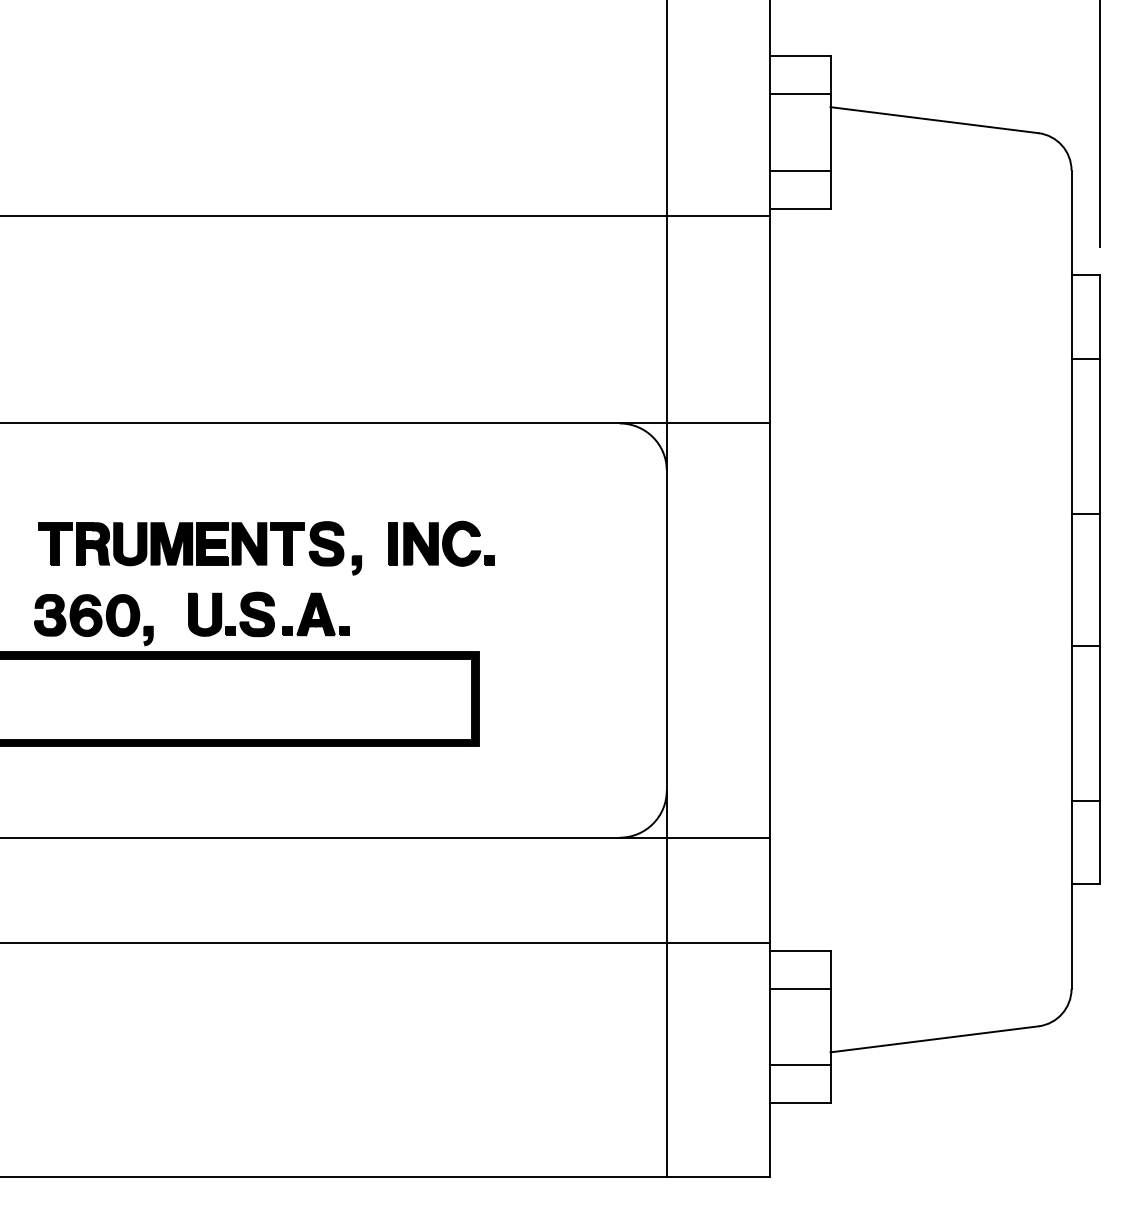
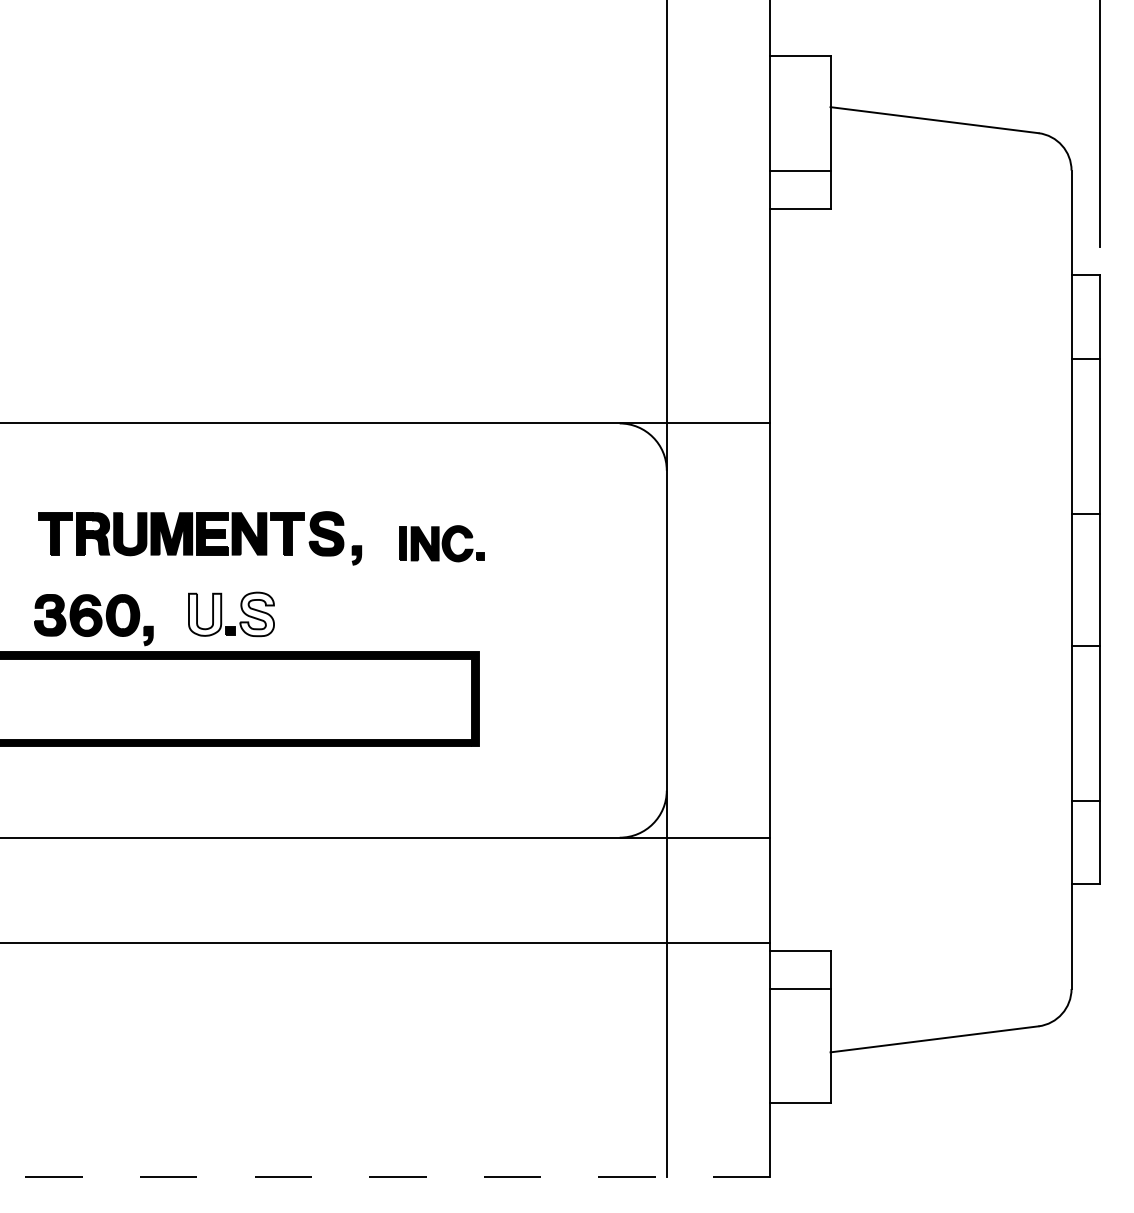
line: present -> none (800, 94)
line: present -> none (386, 216)
part size: 107x47 px -> 86x38 px (441, 543)
part position: (200, 548) -> (200, 538) (200, 538)
fill: present -> none (204, 614)
fill: present -> none (257, 614)
part: present -> none (315, 614)
line: present -> none (800, 1064)
line: solid -> dashed (385, 1176)
